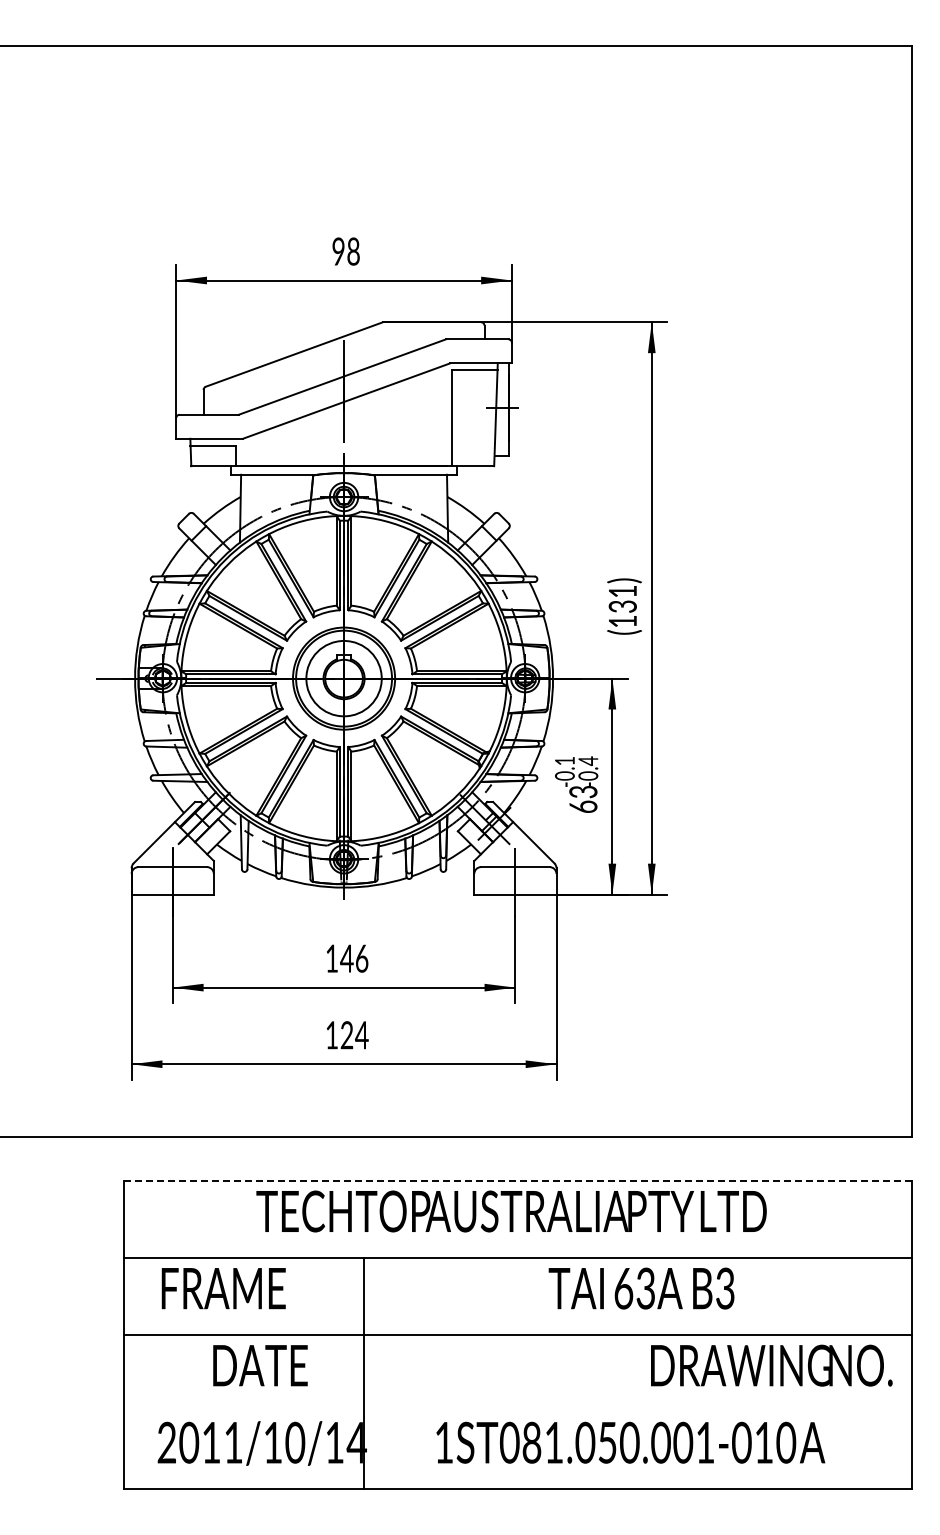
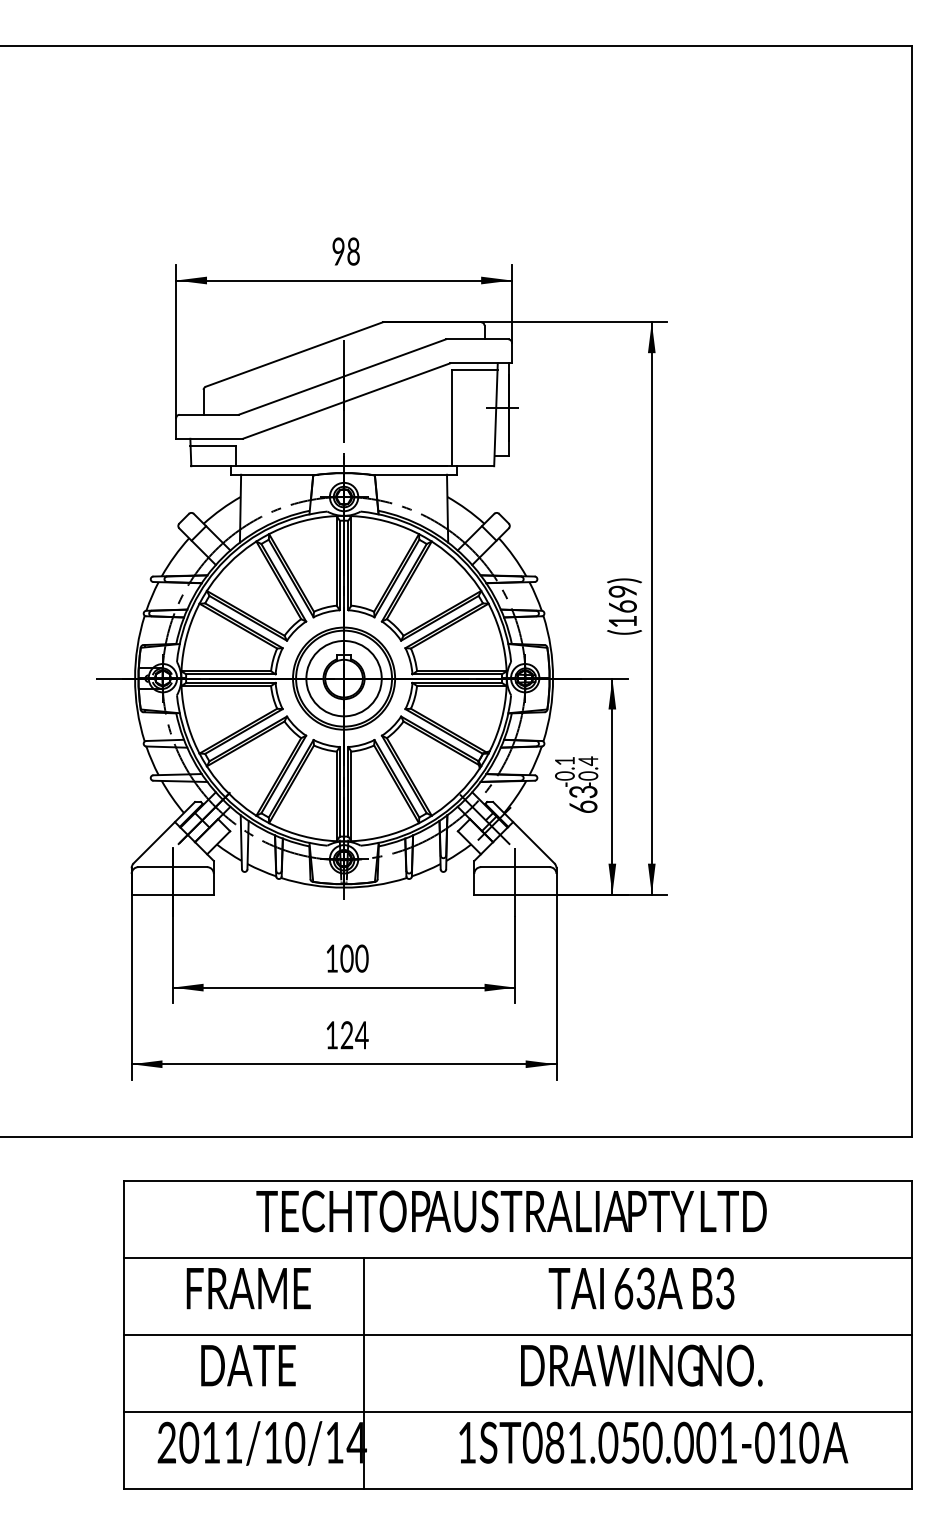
text: (131) -> (169) (622, 598)
text: 146 -> 100 (354, 958)
line: dashed -> solid (517, 1180)
text position: (223, 1288) -> (248, 1288) (248, 1288)
text position: (260, 1365) -> (248, 1365) (248, 1365)
text position: (771, 1365) -> (641, 1365) (641, 1365)
line: none -> present (517, 1411)
text position: (630, 1442) -> (653, 1442) (653, 1442)
